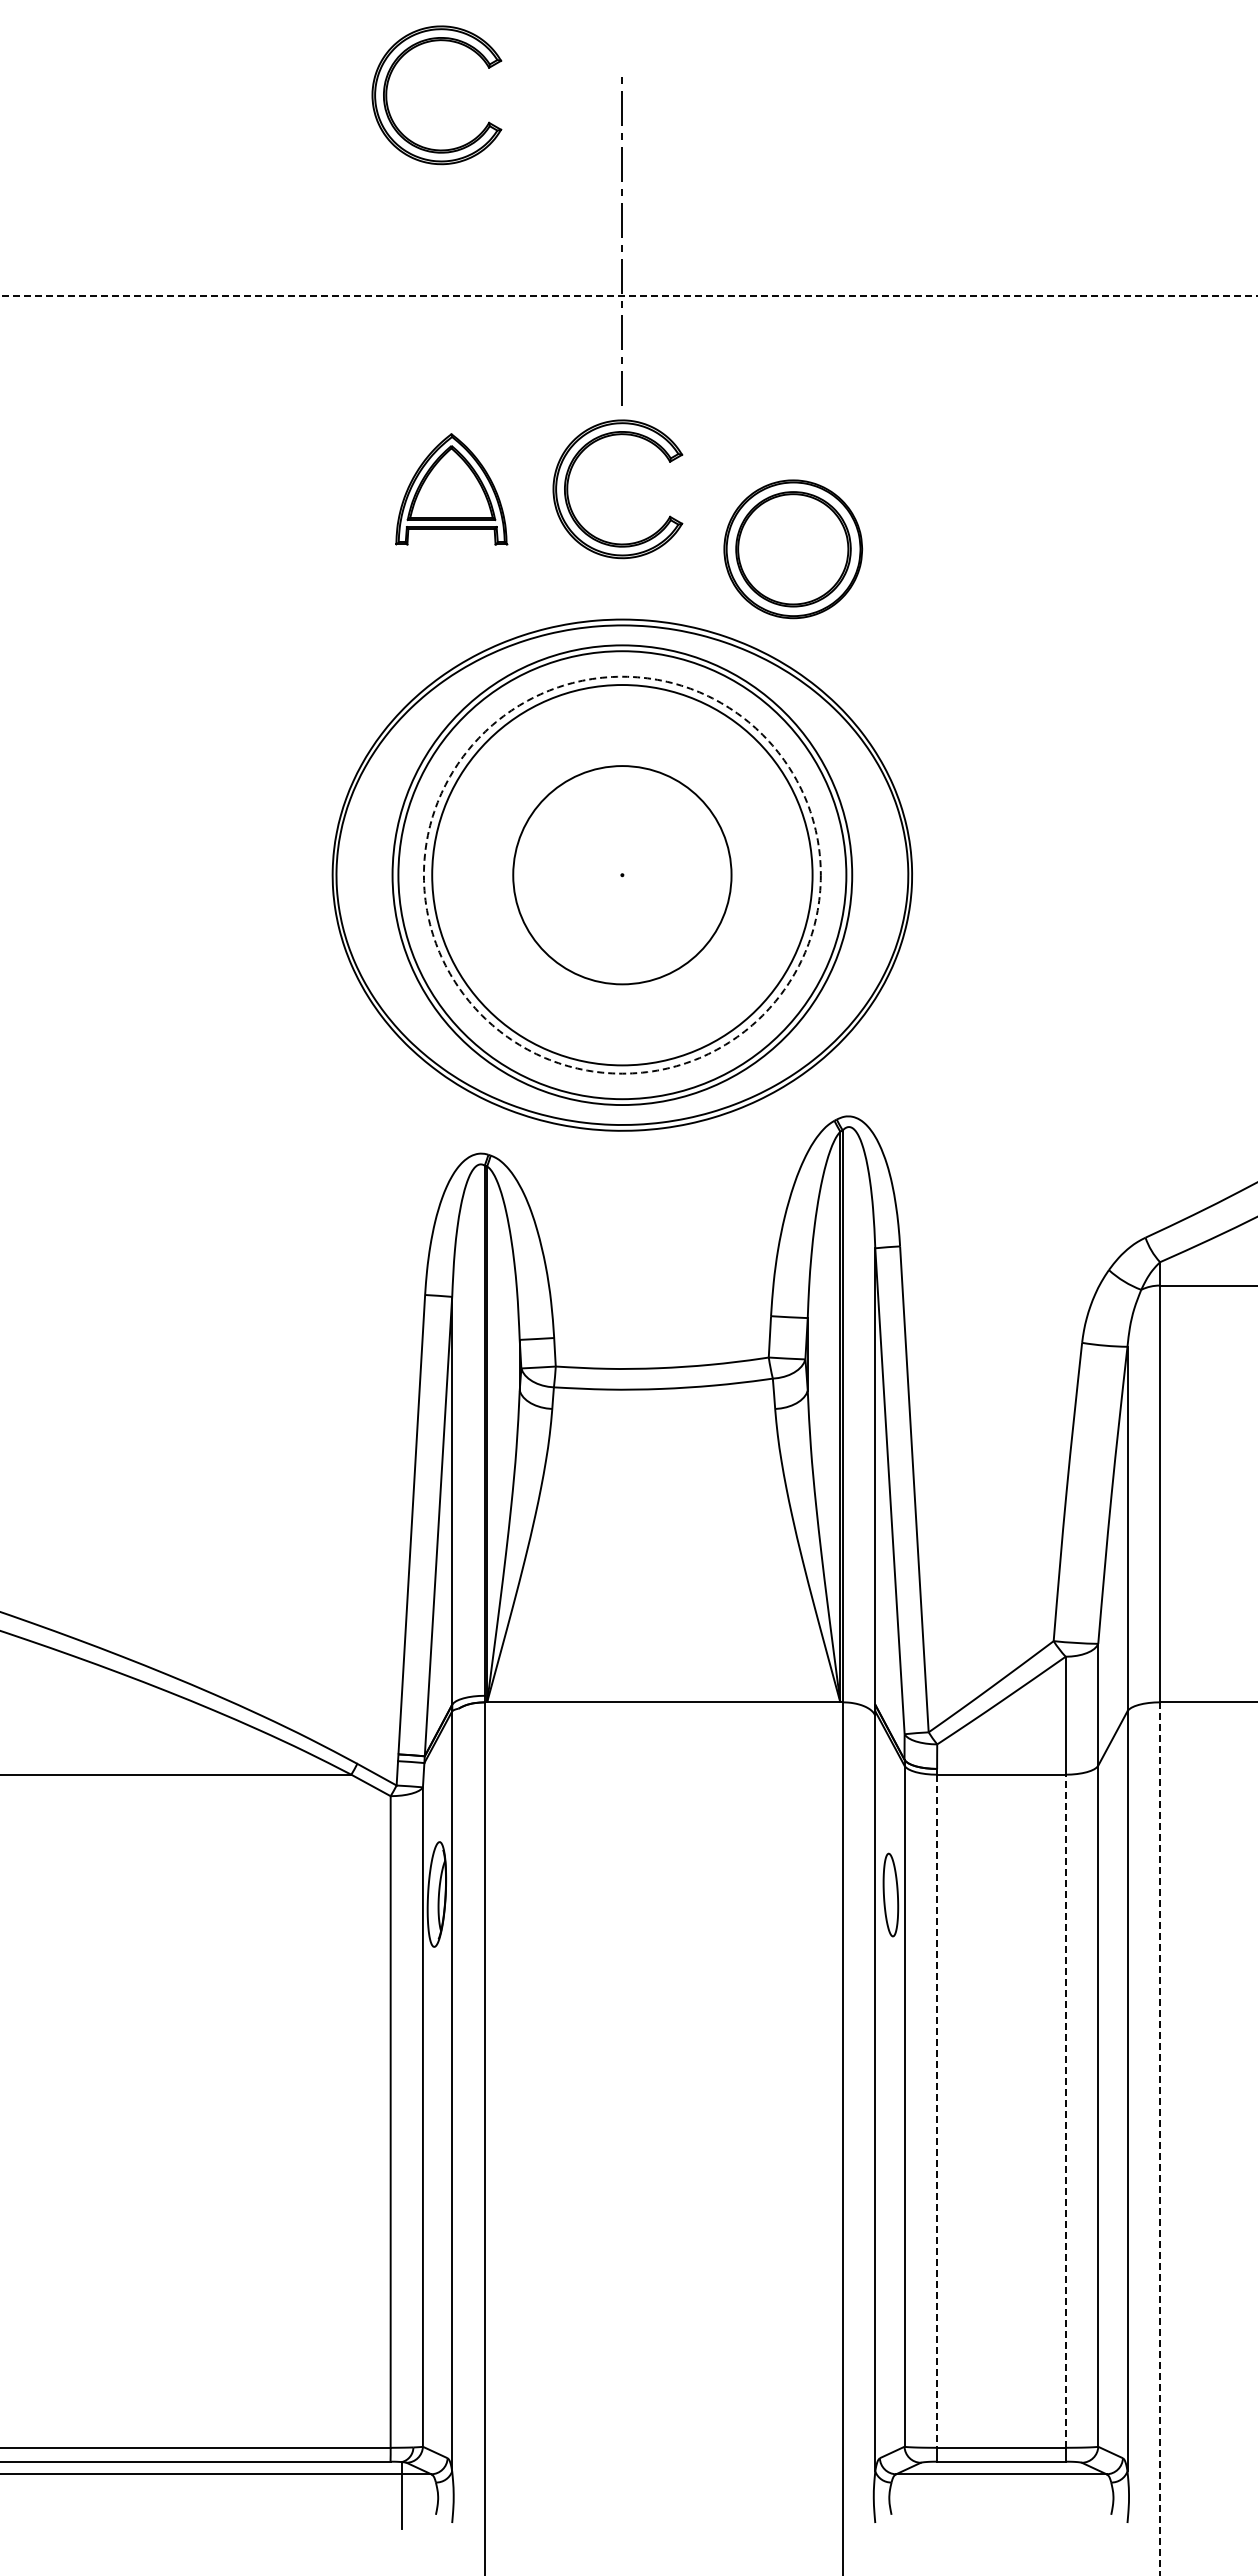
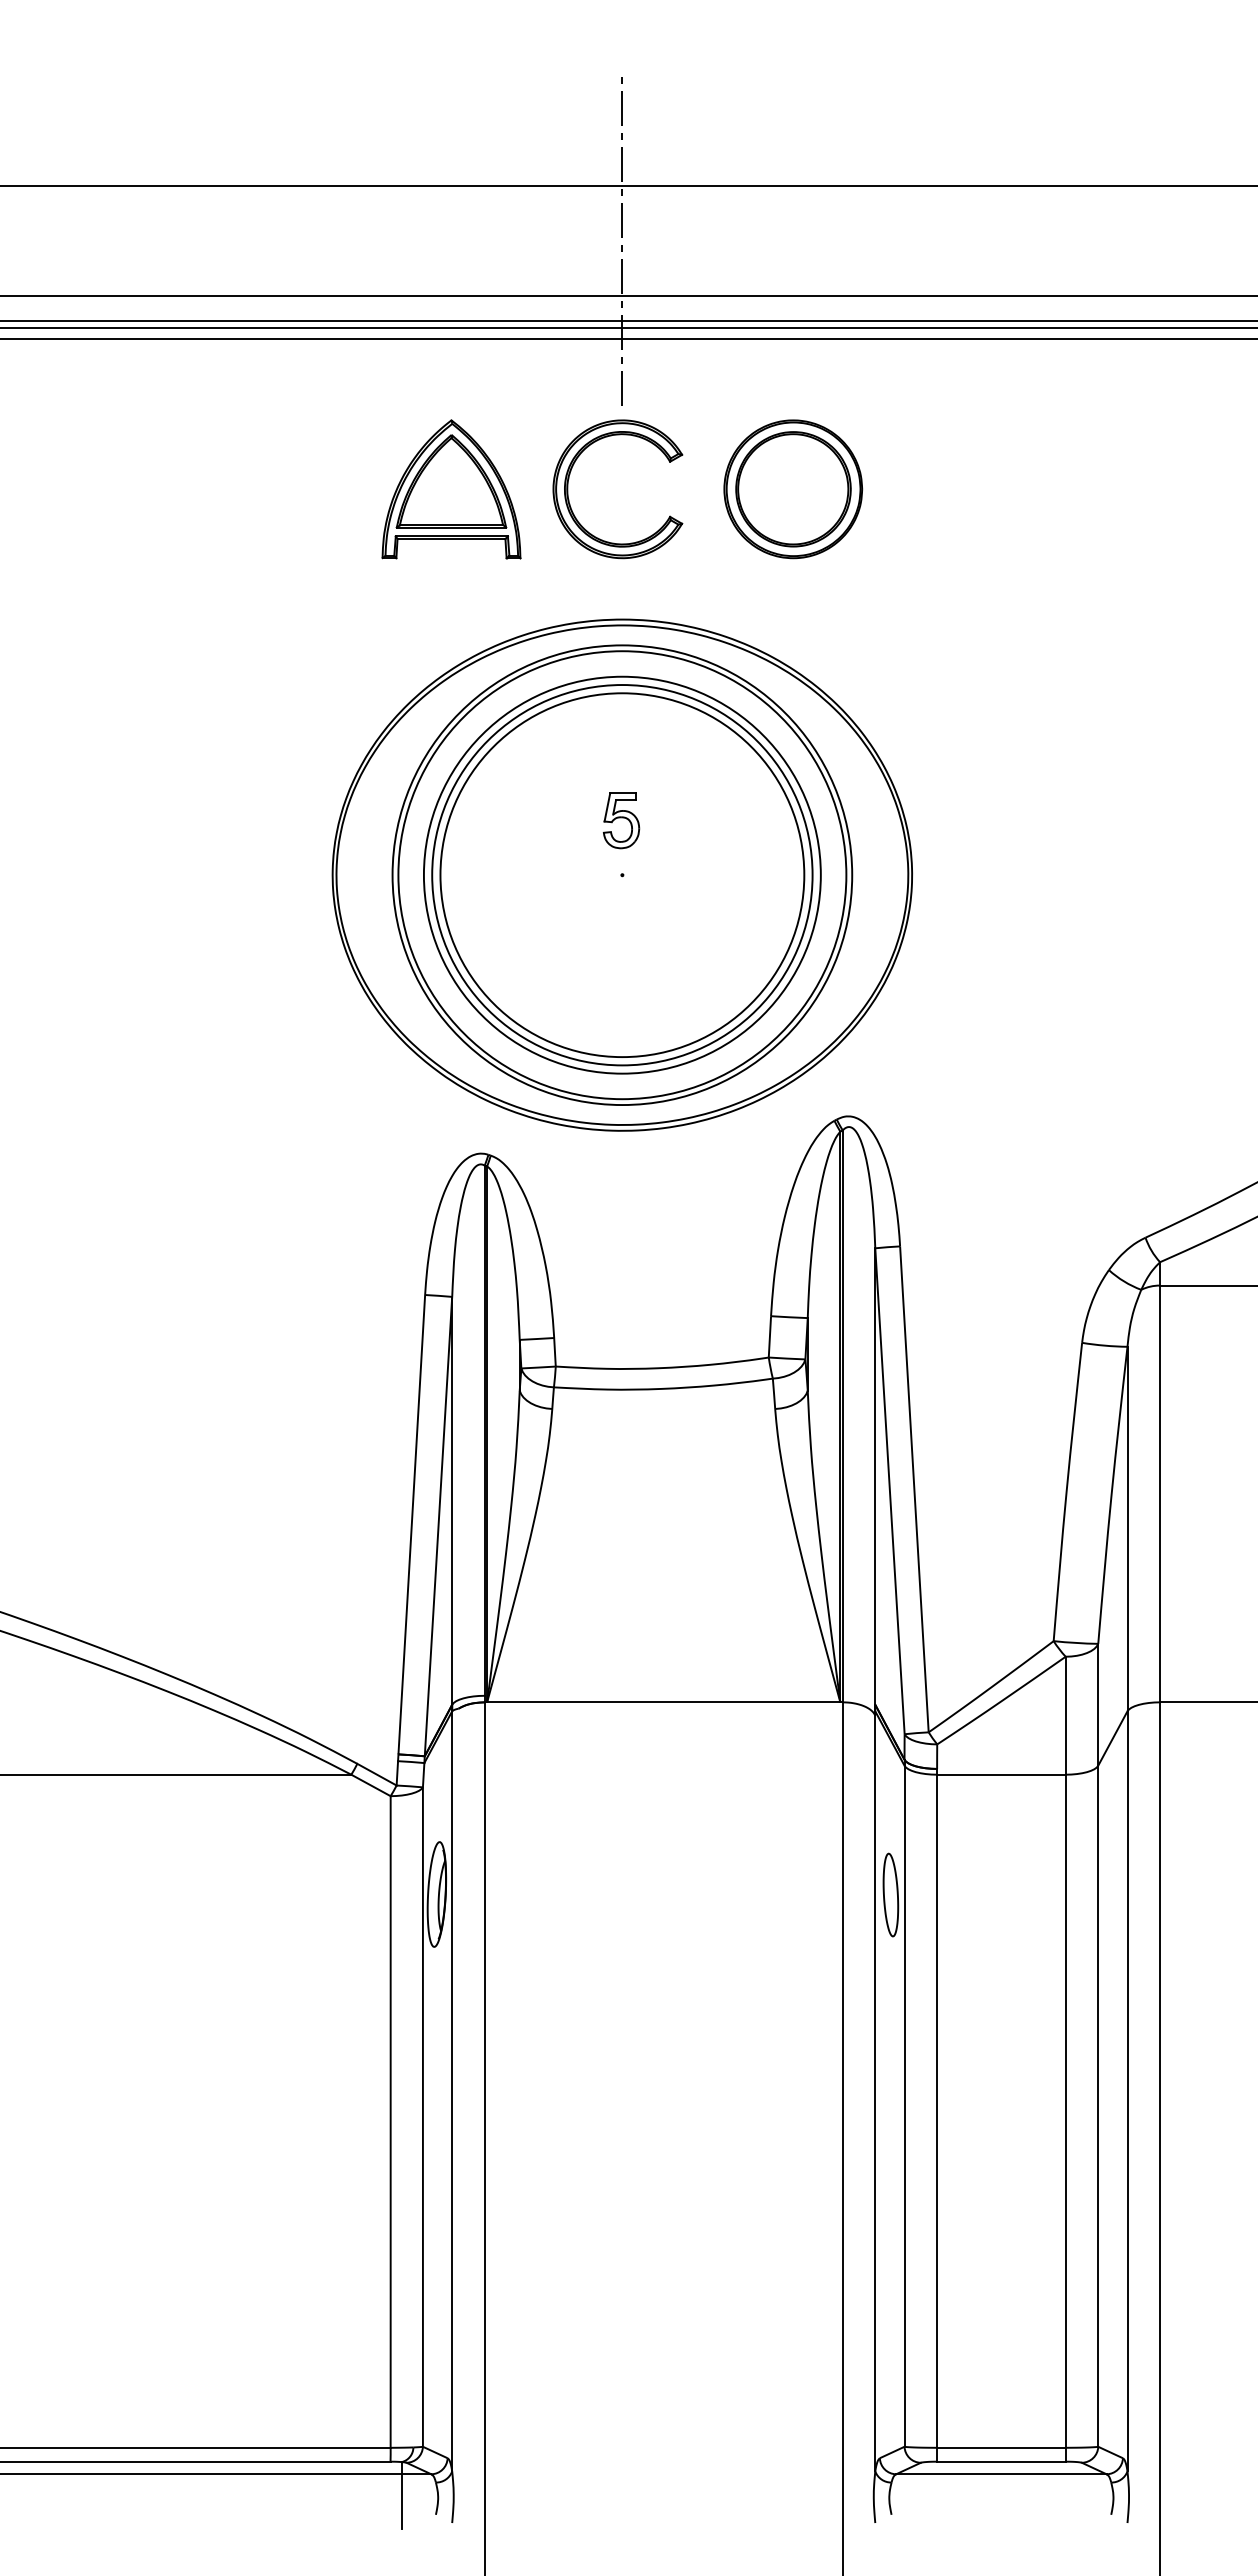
part: present -> none (387, 95)
line: none -> present (628, 185)
line: dashed -> solid (628, 296)
line: none -> present (628, 320)
line: none -> present (628, 327)
line: none -> present (628, 338)
part size: 114x113 px -> 141x141 px (451, 489)
part position: (793, 549) -> (793, 489) (793, 489)
part: none -> present (621, 820)
circle: dashed -> solid (621, 874)
circle diameter: 218 px -> 364 px (622, 875)
line: dashed -> solid (937, 2111)
line: dashed -> solid (1065, 2111)
line: dashed -> solid (1160, 2139)
